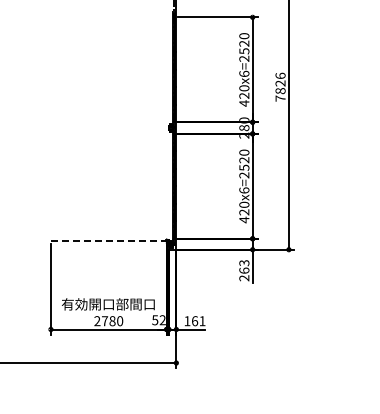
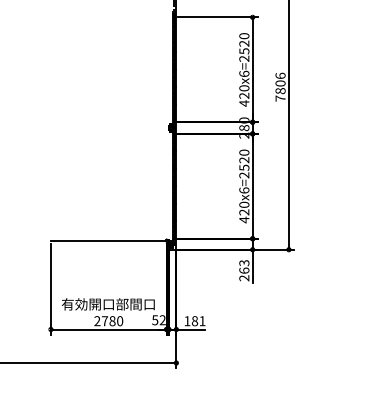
text: 7826 -> 7806 (280, 83)
line: dashed -> solid (108, 240)
text: 161 -> 181 (194, 321)
